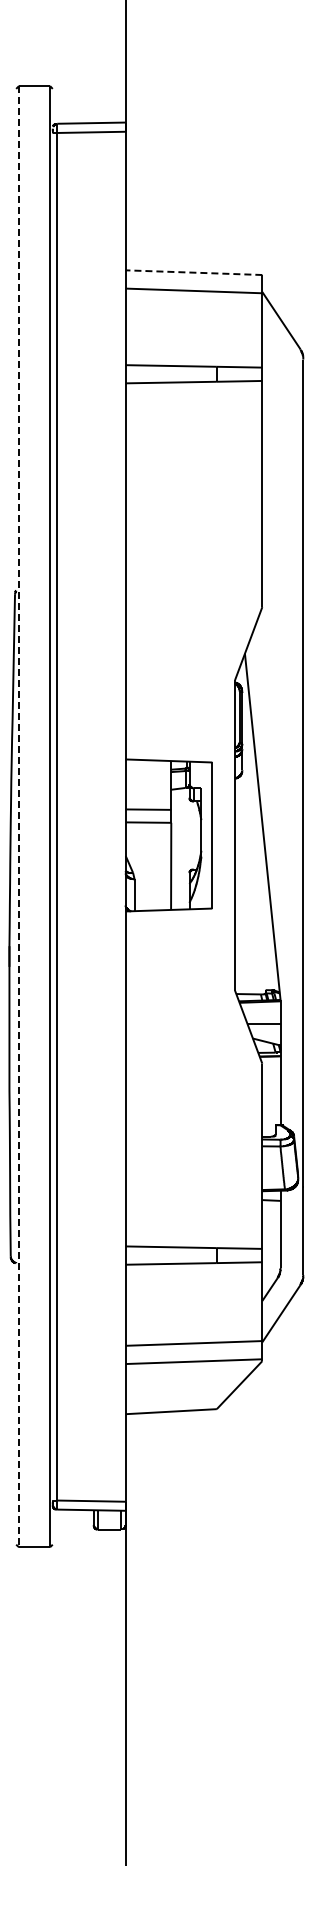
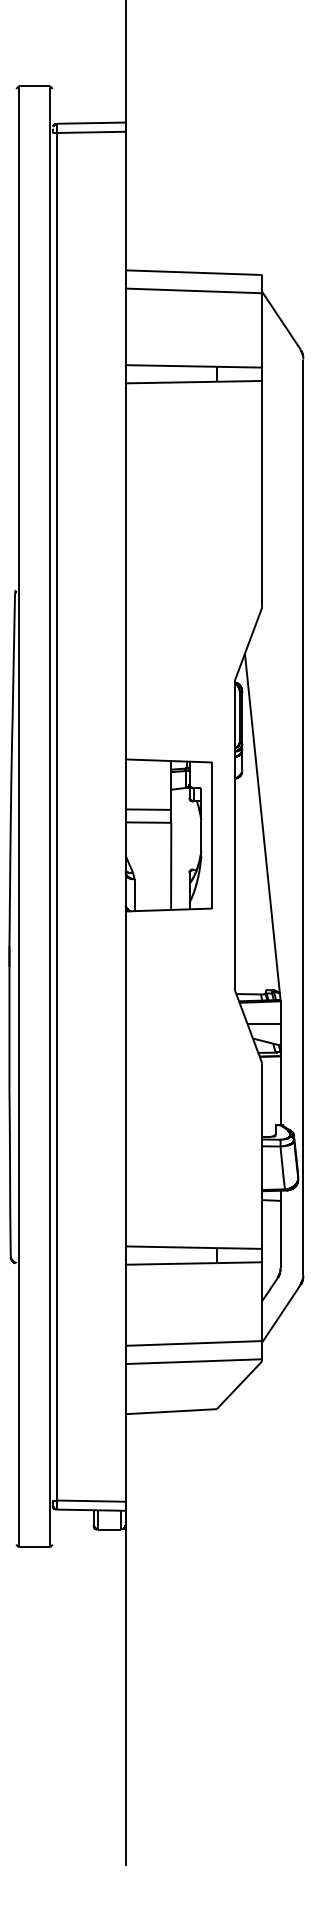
line: dashed -> solid (193, 272)
line: dashed -> solid (19, 816)
